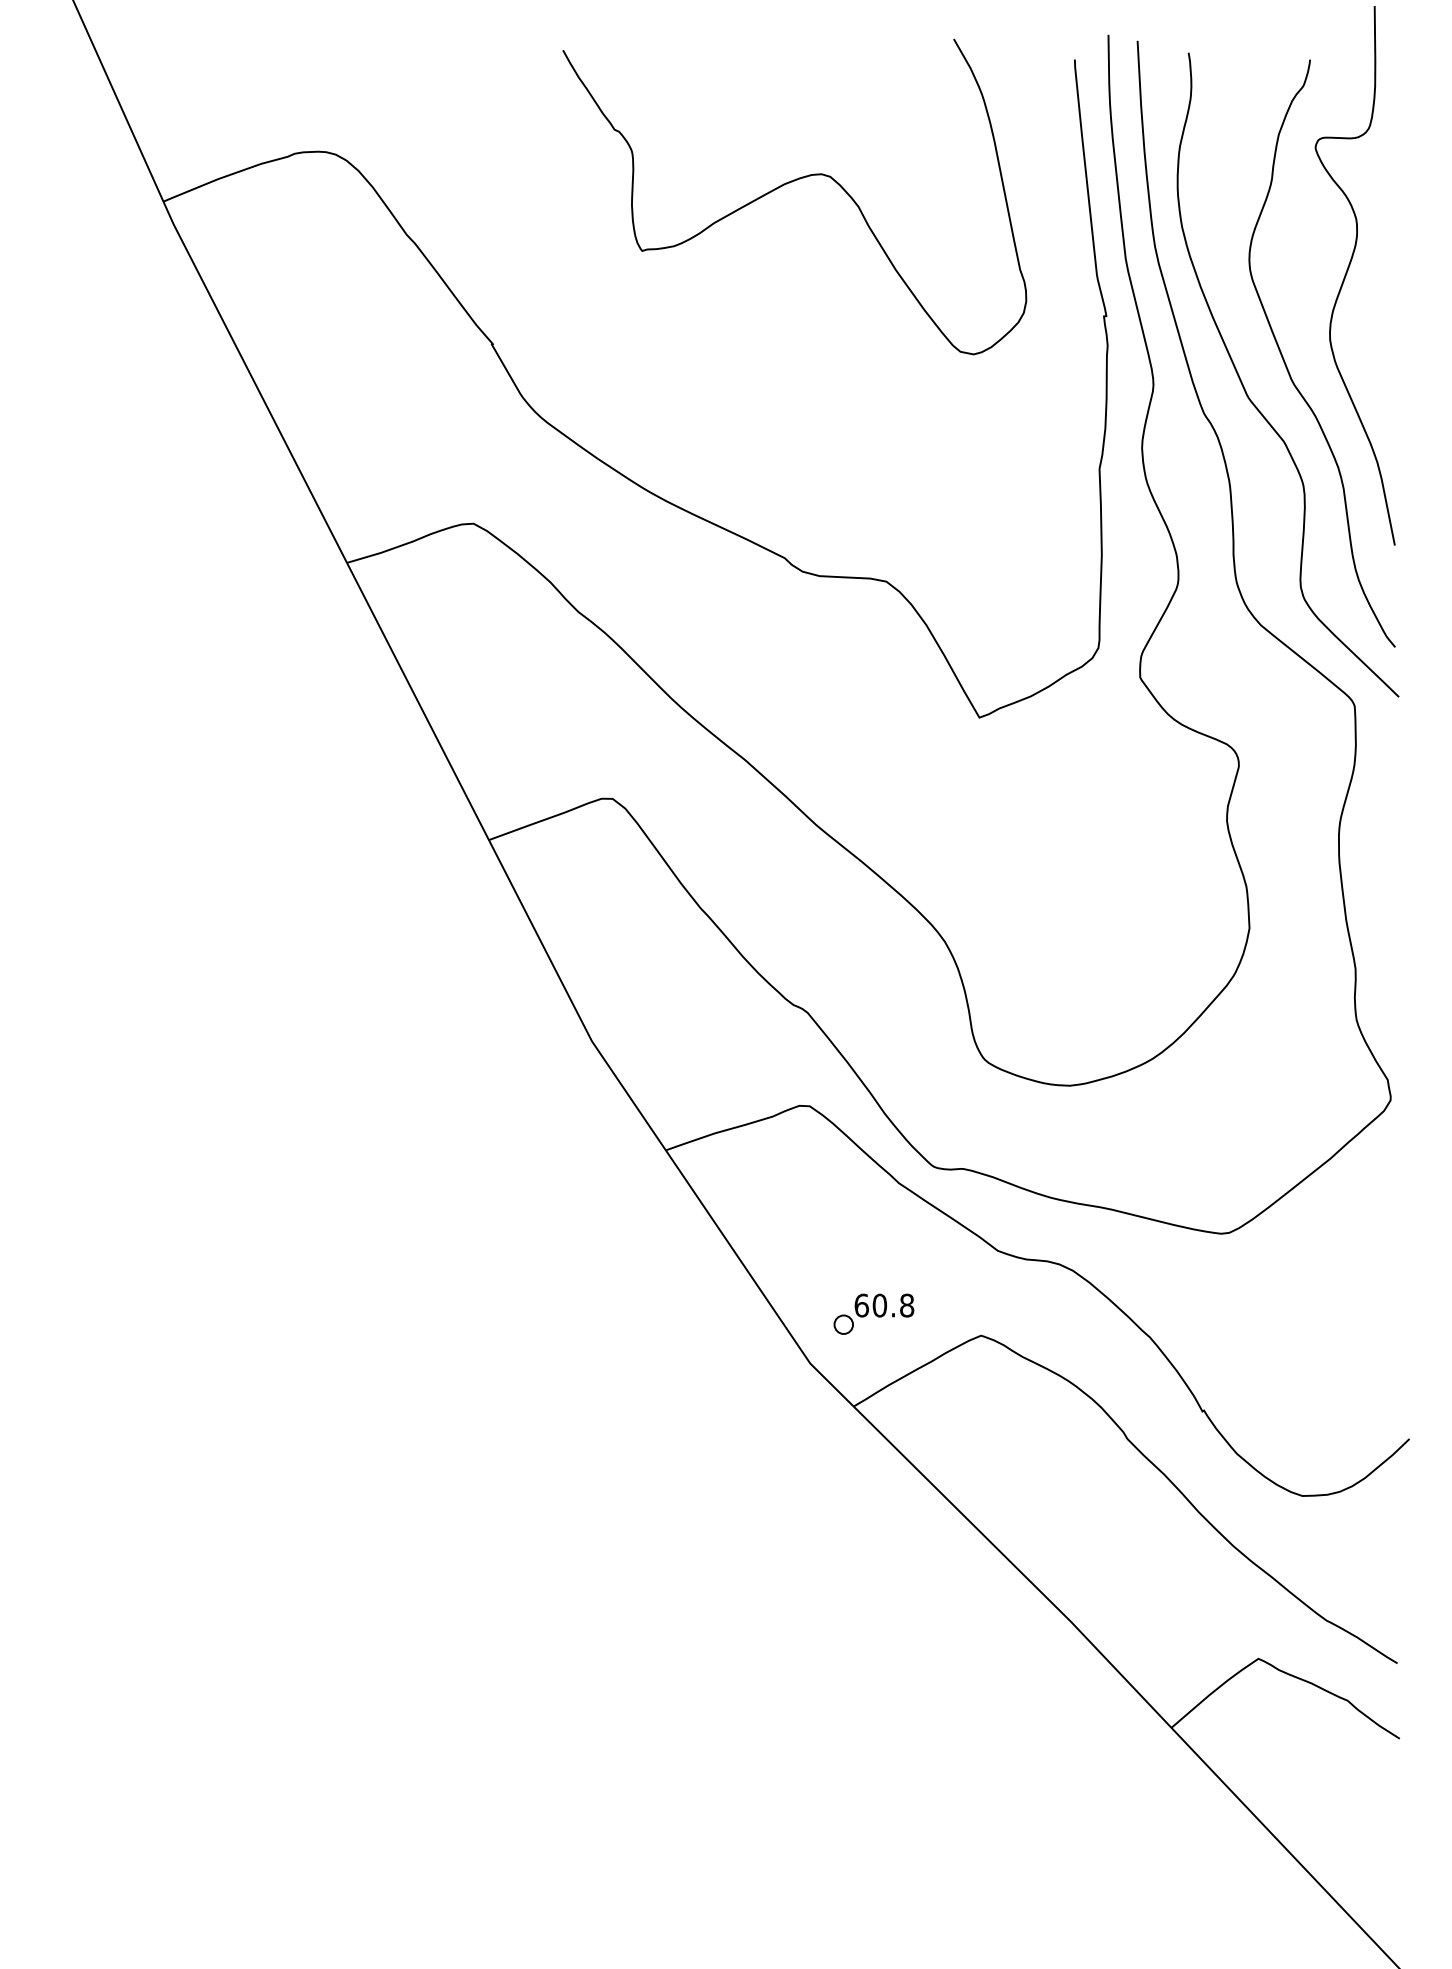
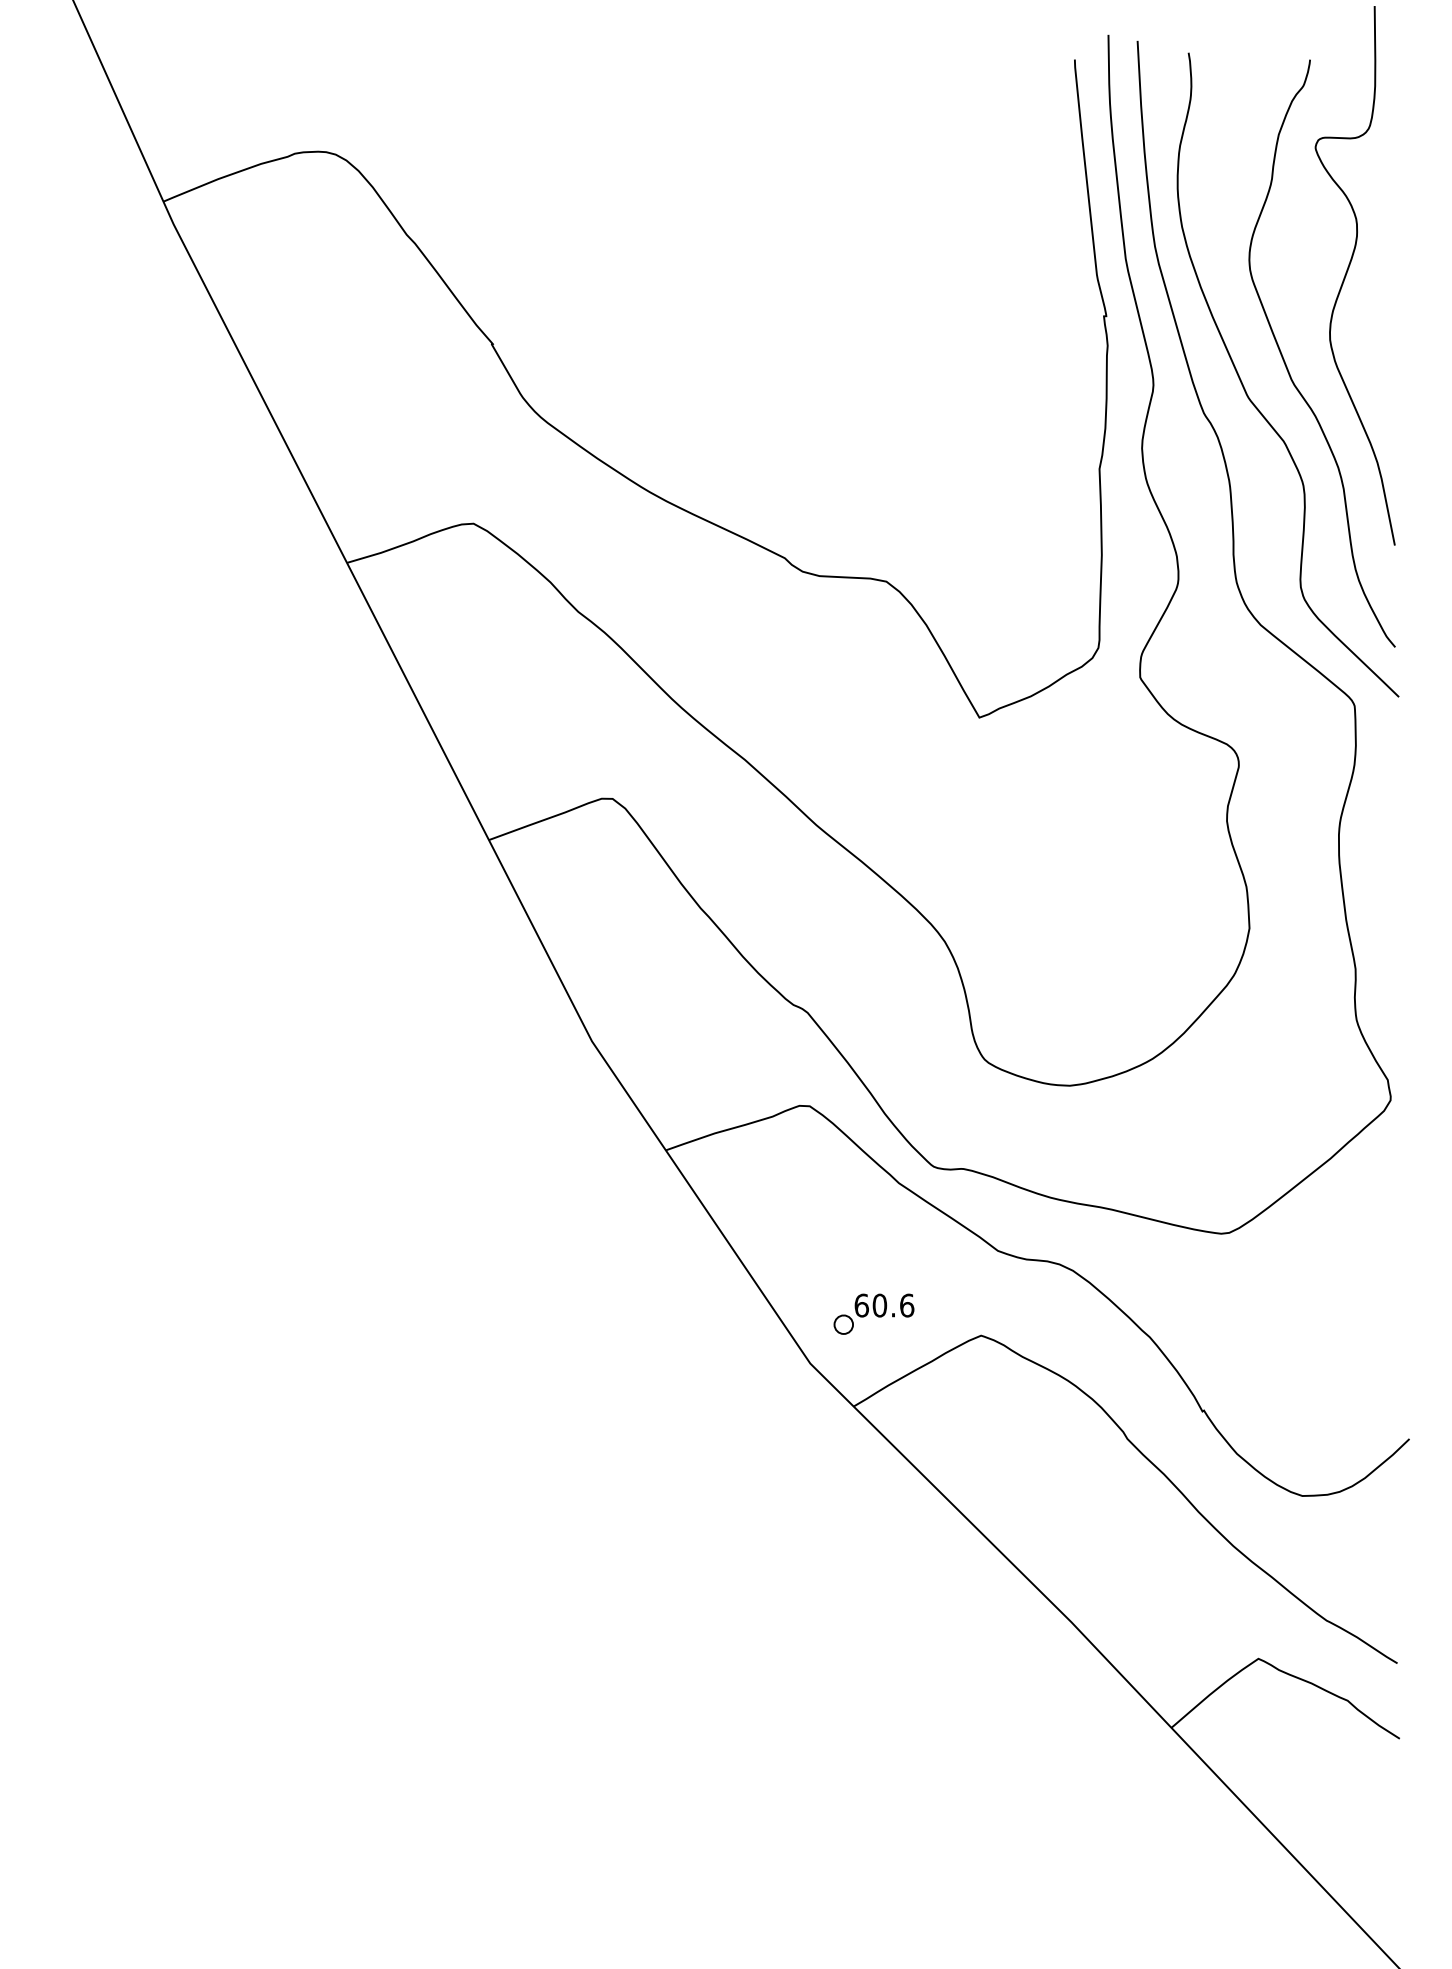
curve: present -> none (787, 184)
text: 60.8 -> 60.6 (907, 1305)
